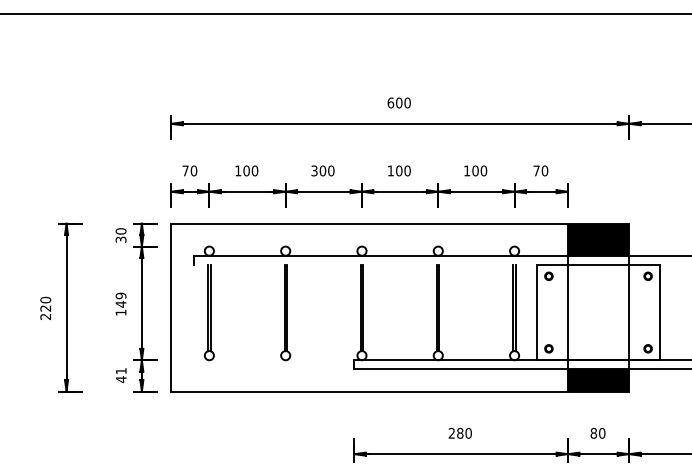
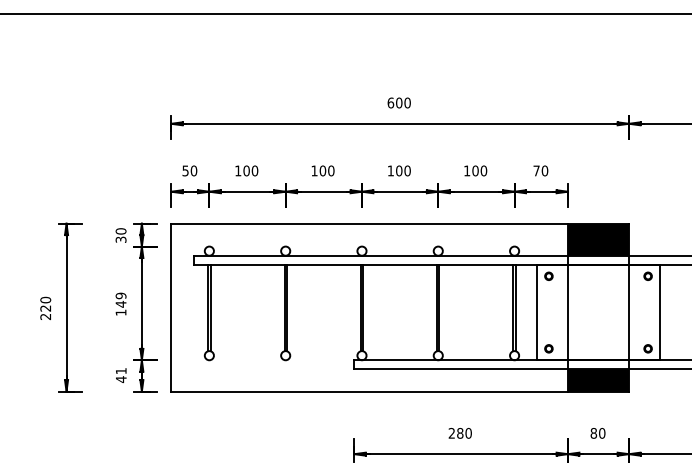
text: 70 -> 50 (185, 170)
text: 300 -> 100 (314, 170)
line: none -> present (441, 264)
